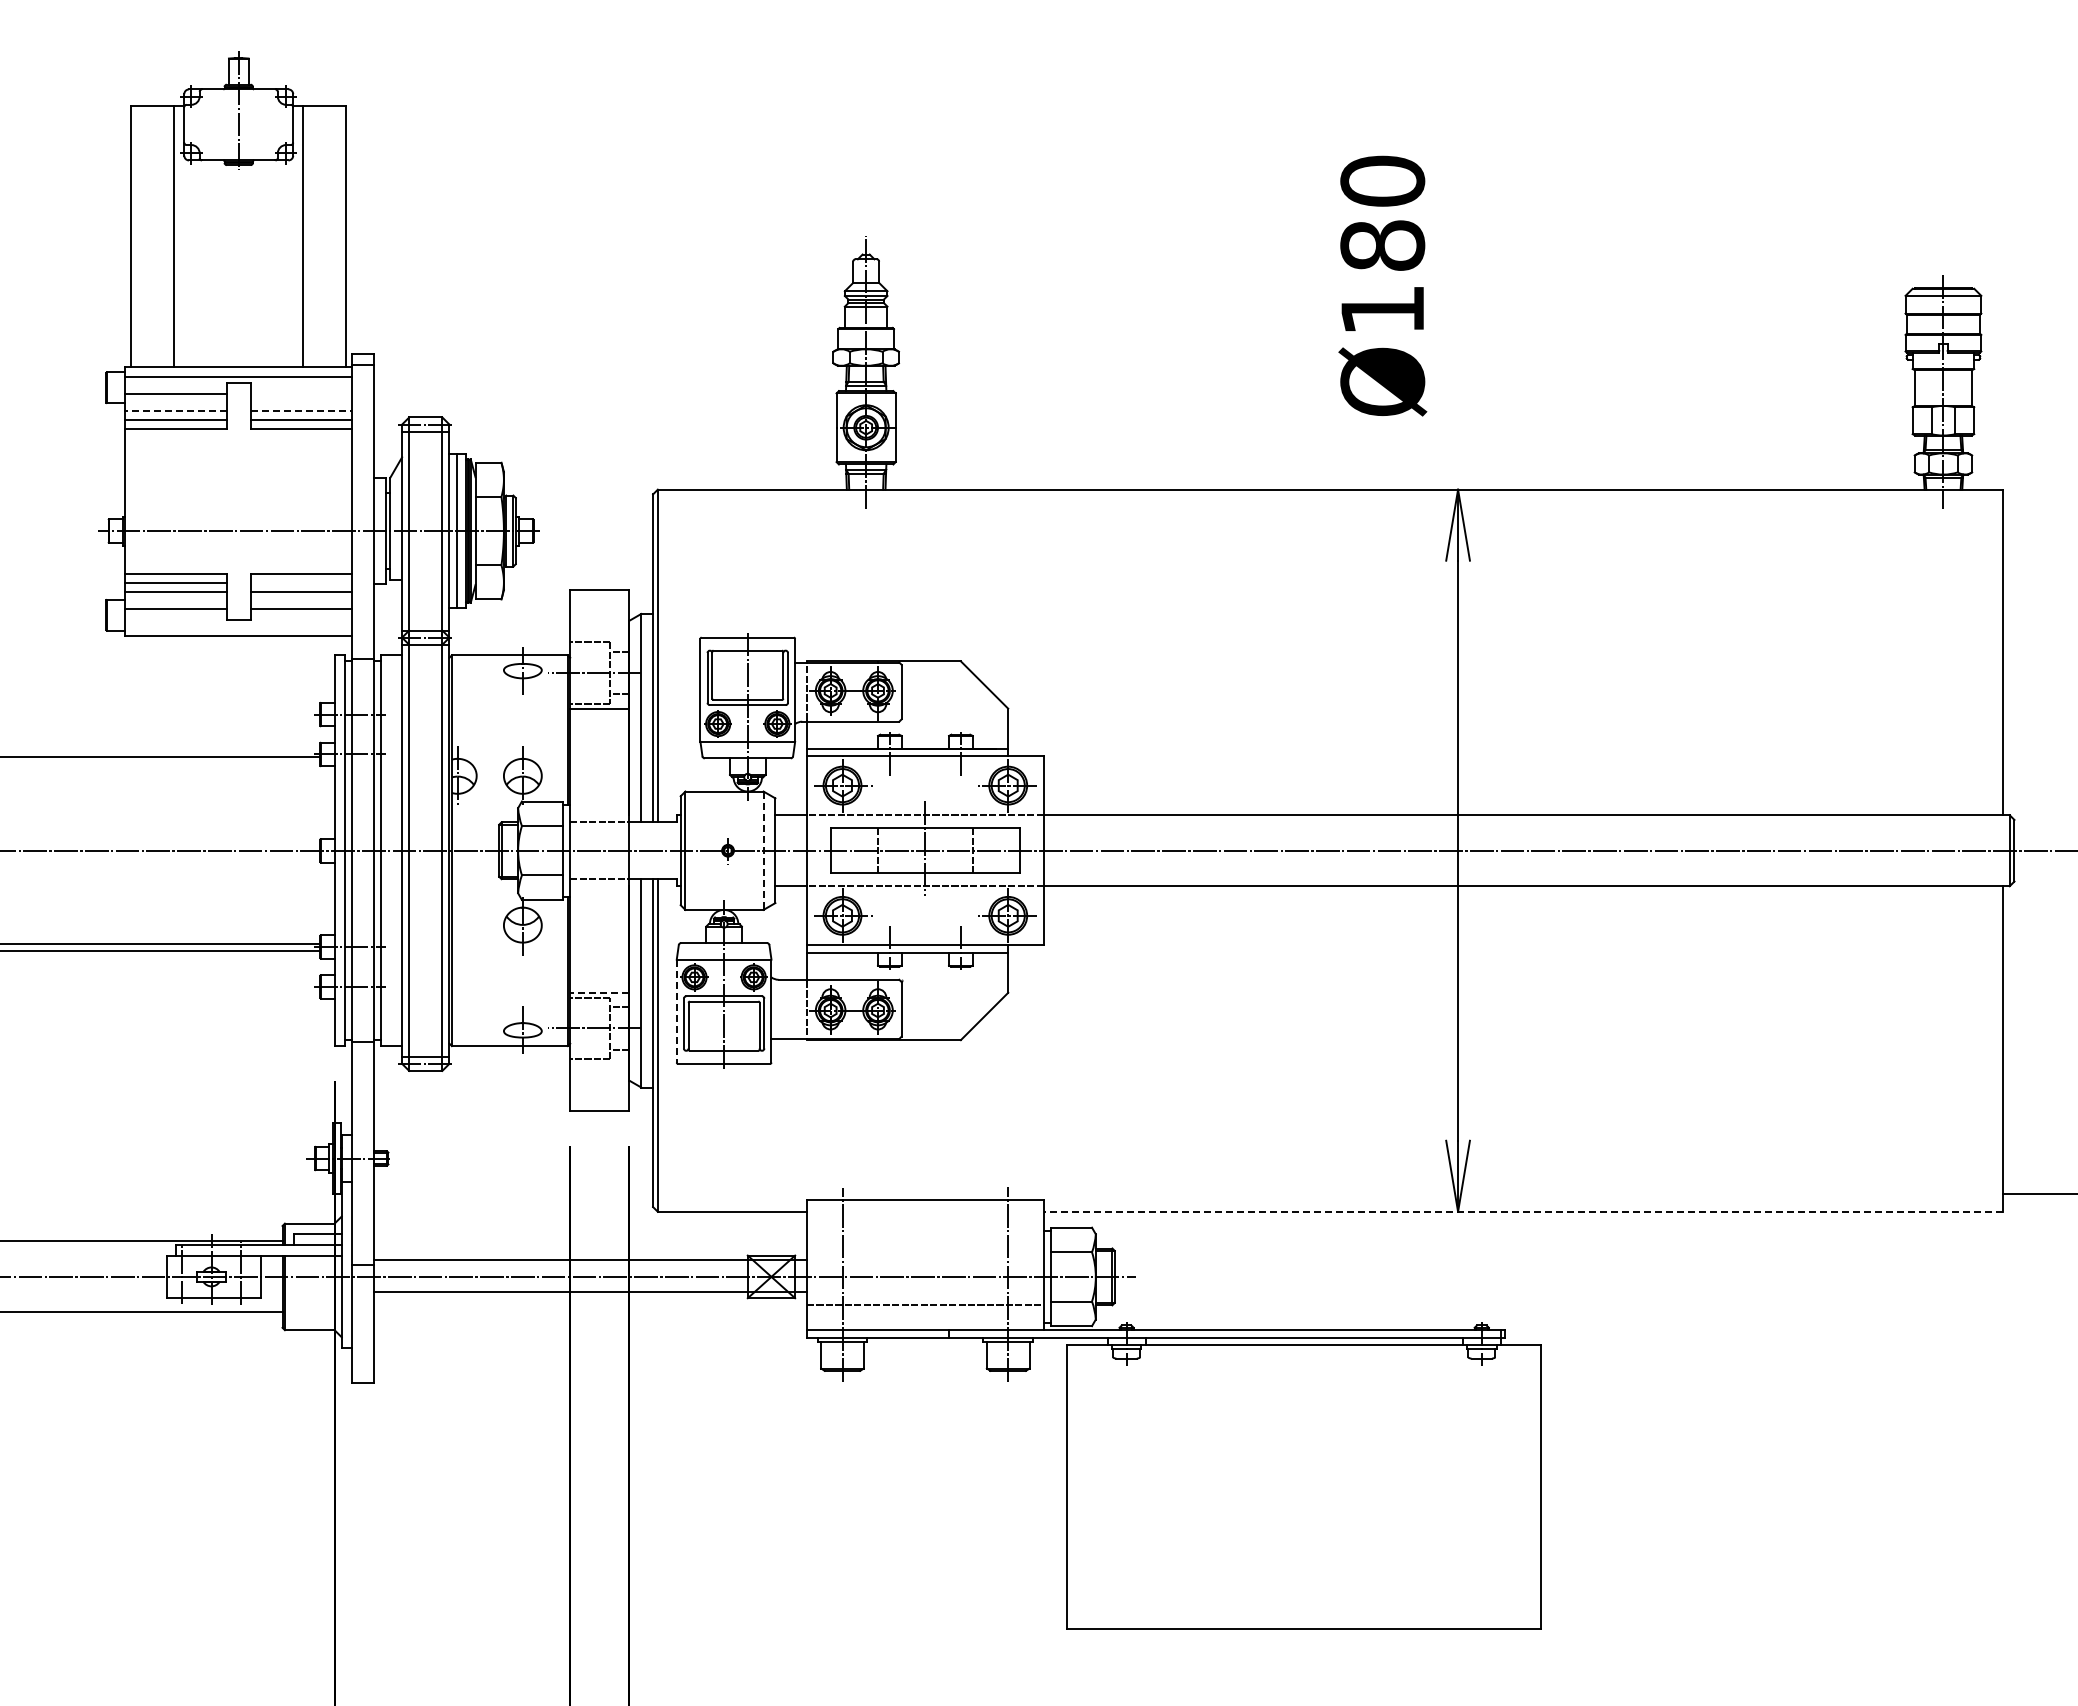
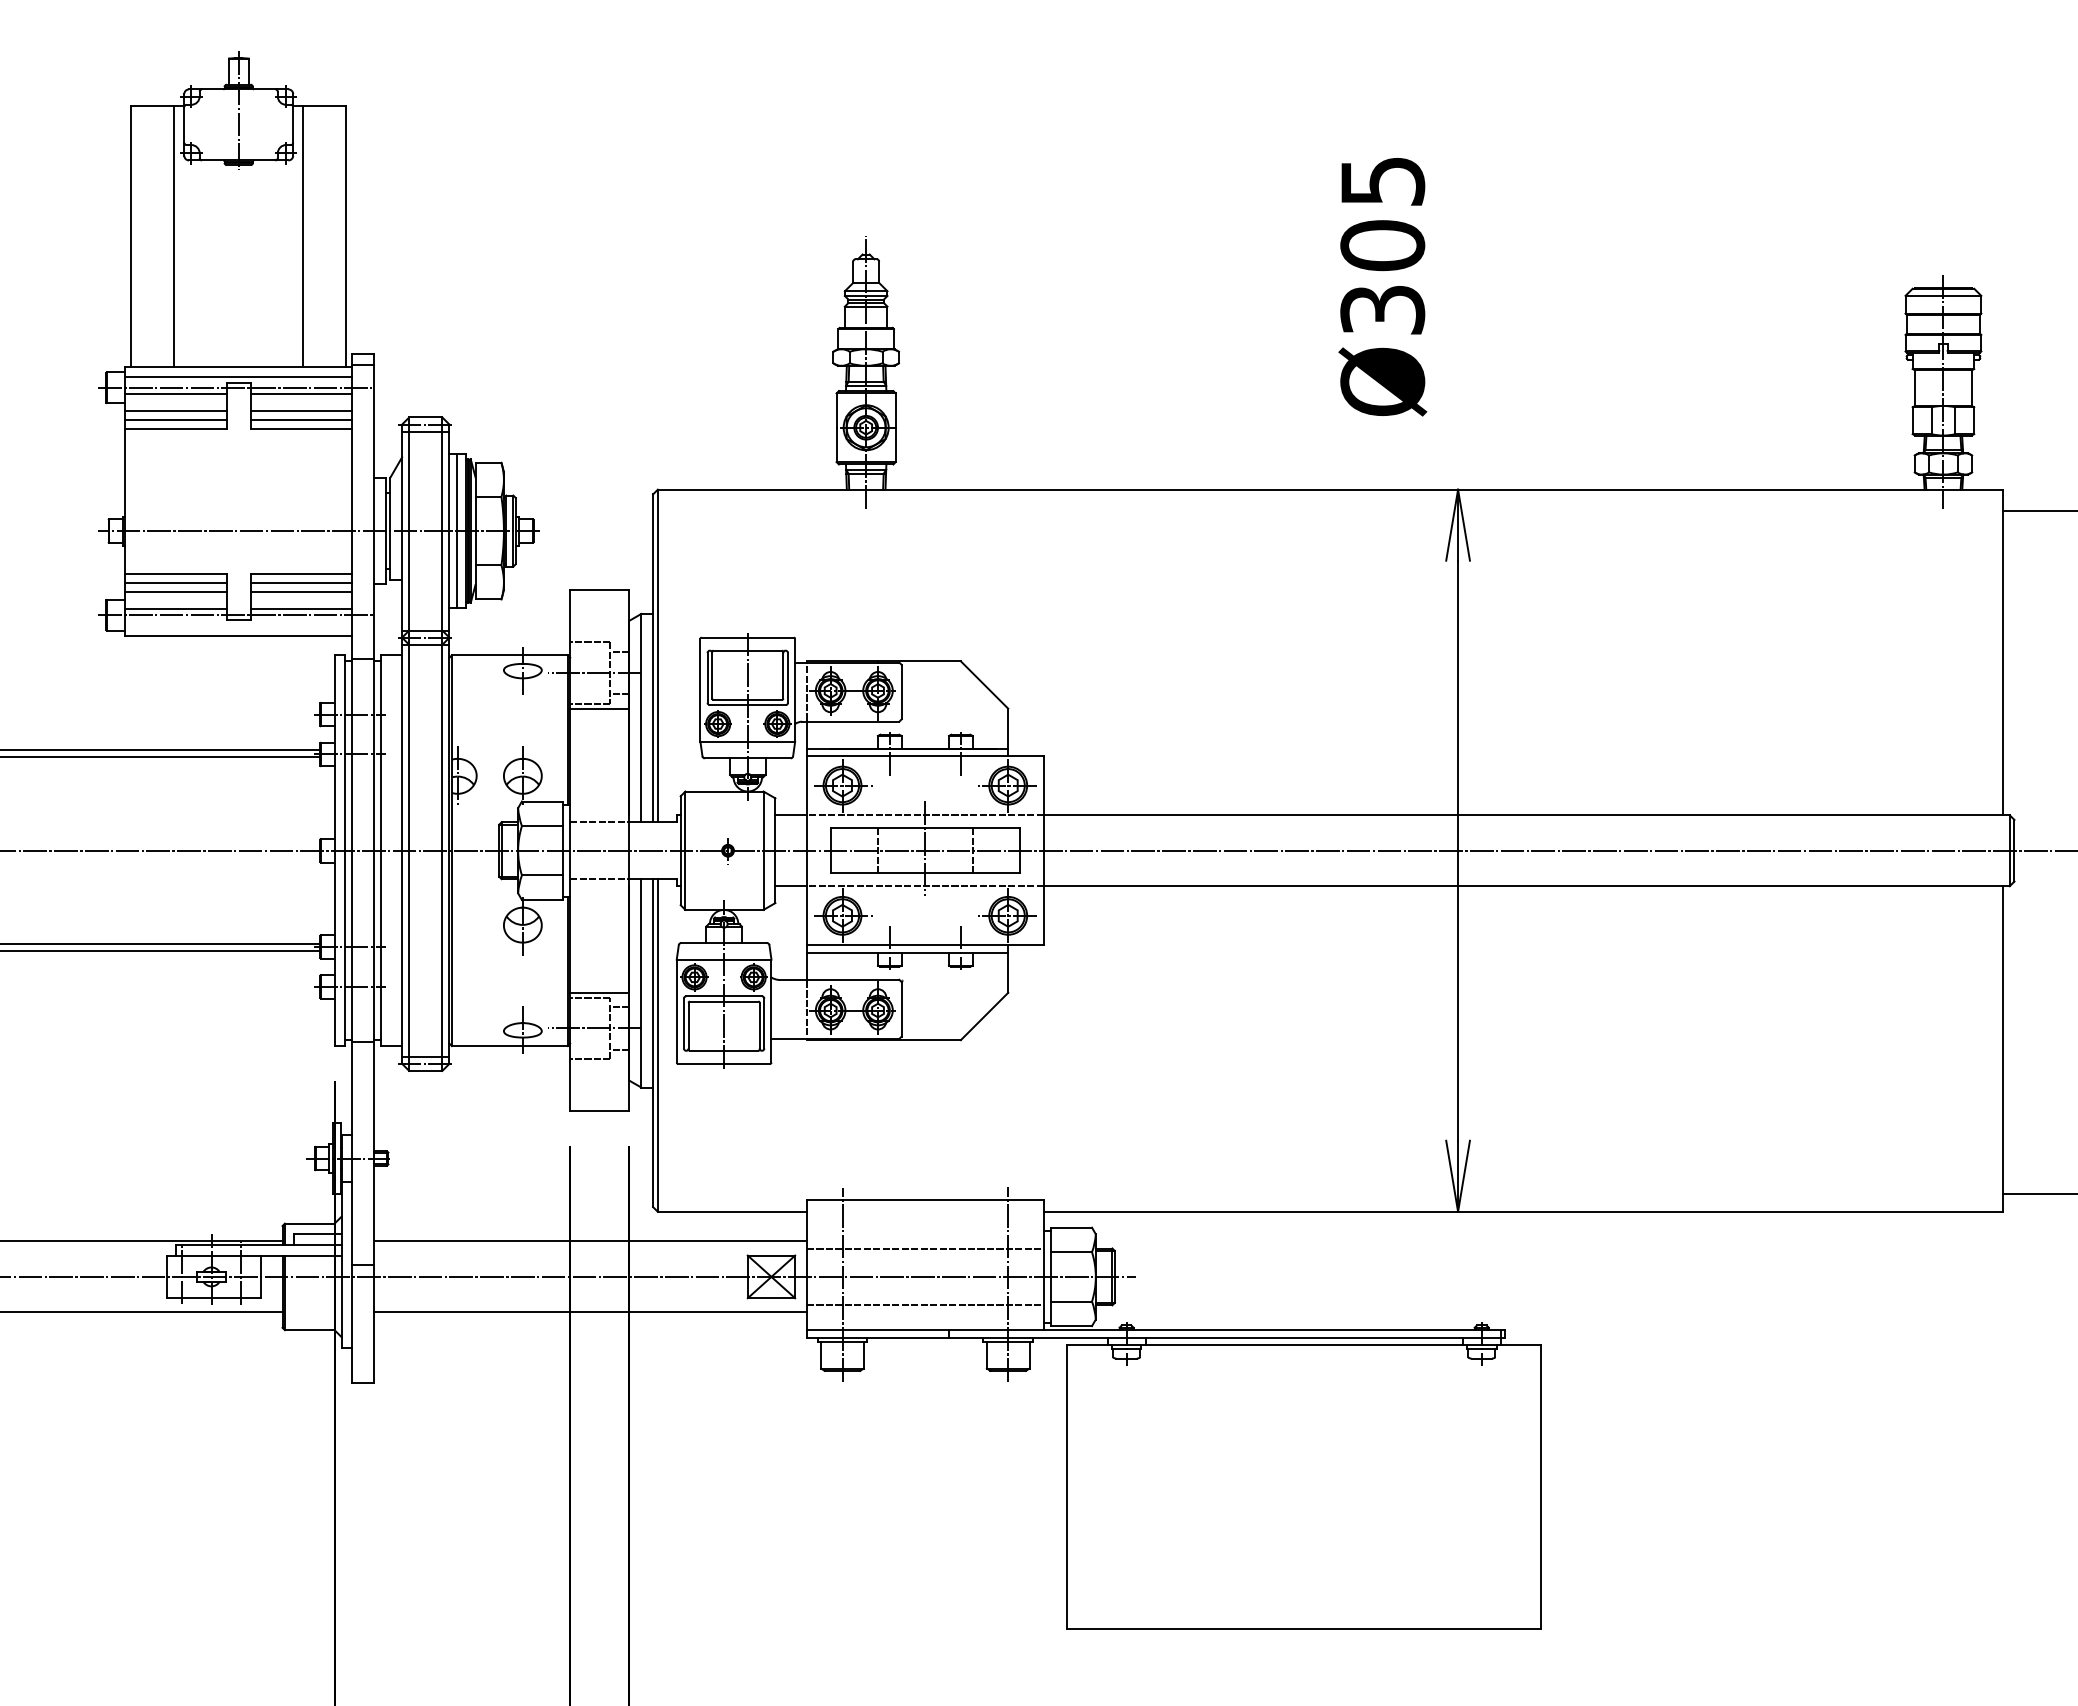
text: Ø180 -> Ø305 (1382, 244)
line: none -> present (235, 387)
line: none -> present (301, 394)
line: dashed -> solid (176, 411)
line: dashed -> solid (301, 411)
line: none -> present (2038, 510)
line: none -> present (301, 582)
line: none -> present (235, 615)
line: none -> present (161, 750)
line: dashed -> solid (763, 851)
line: dashed -> solid (599, 992)
line: dashed -> solid (676, 1011)
line: dashed -> solid (1522, 1211)
line: none -> present (924, 1248)
line position: (589, 1260) -> (589, 1241) (589, 1241)
line position: (589, 1292) -> (589, 1312) (589, 1312)
